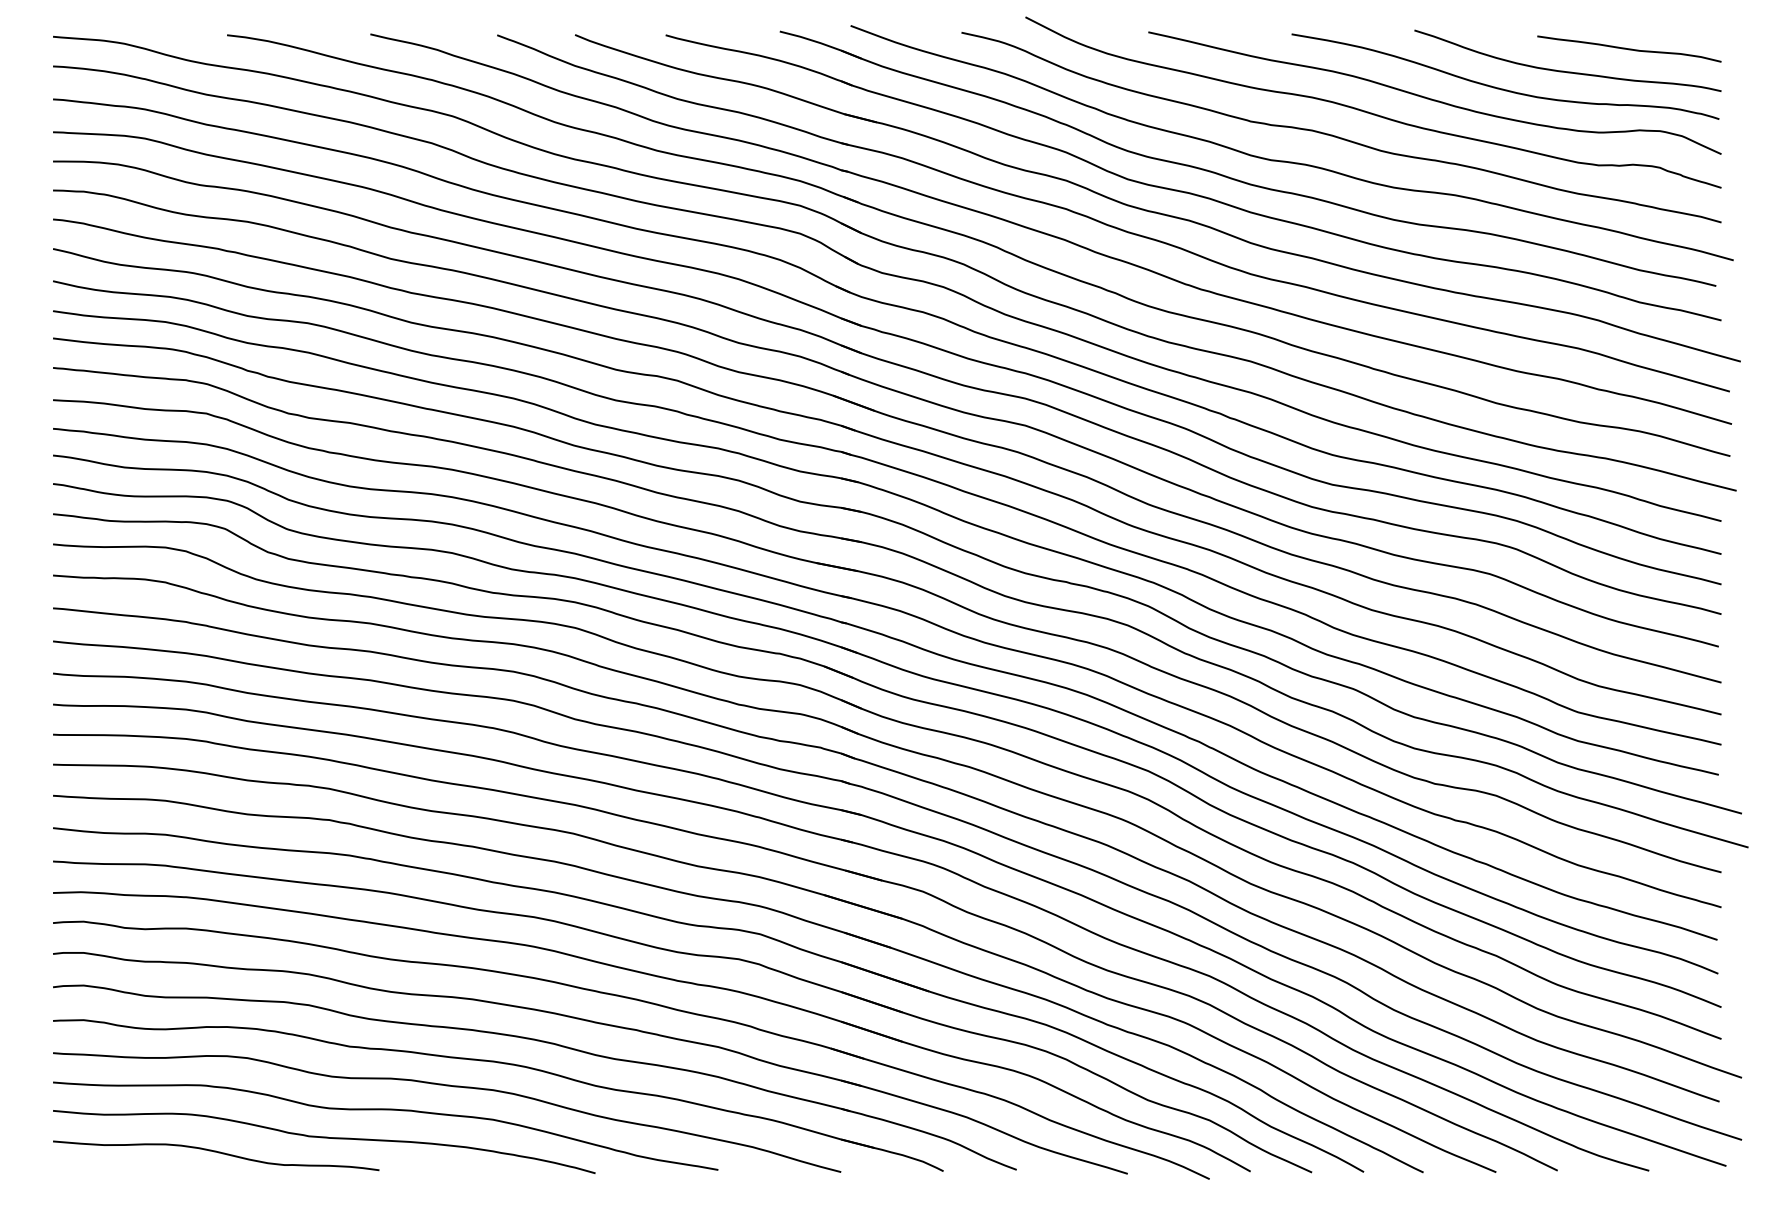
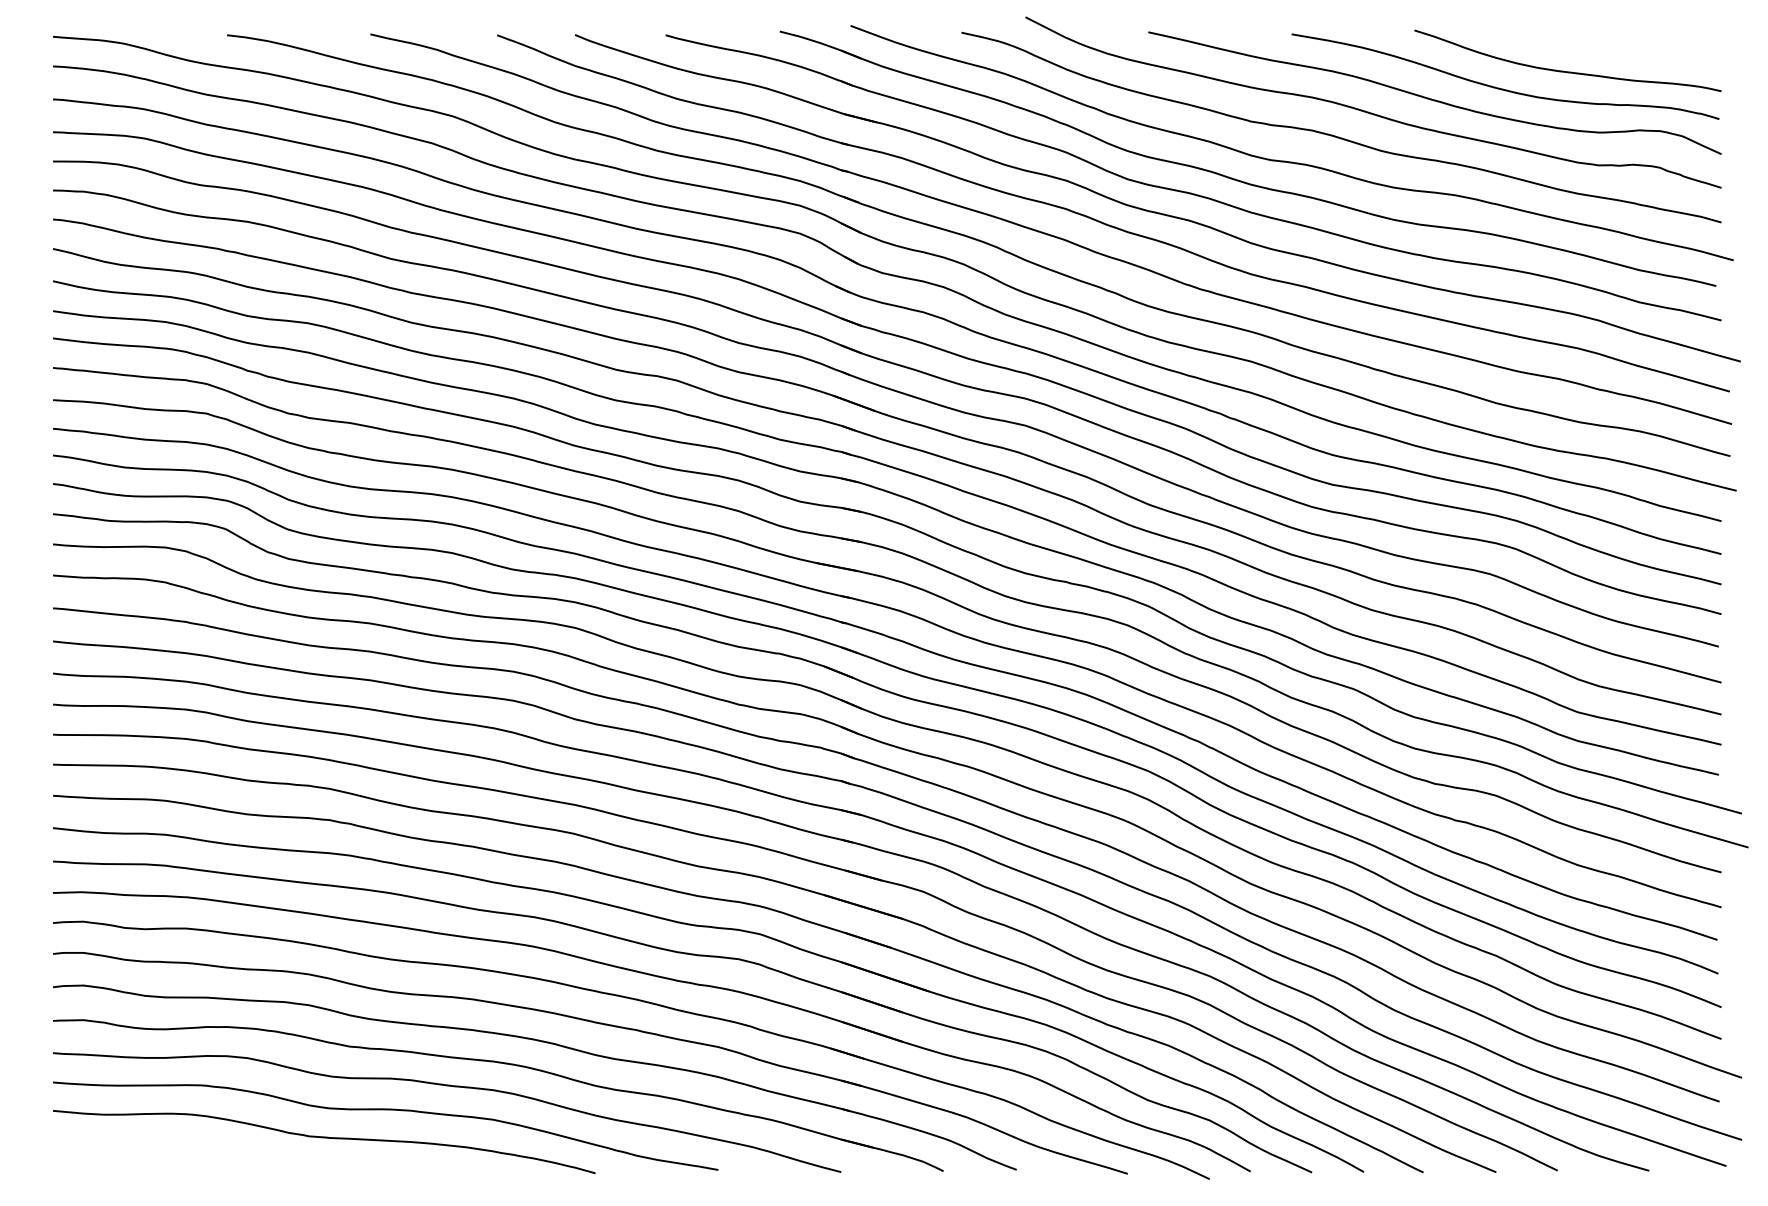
curve: present -> none (1629, 48)
curve: present -> none (218, 1153)
